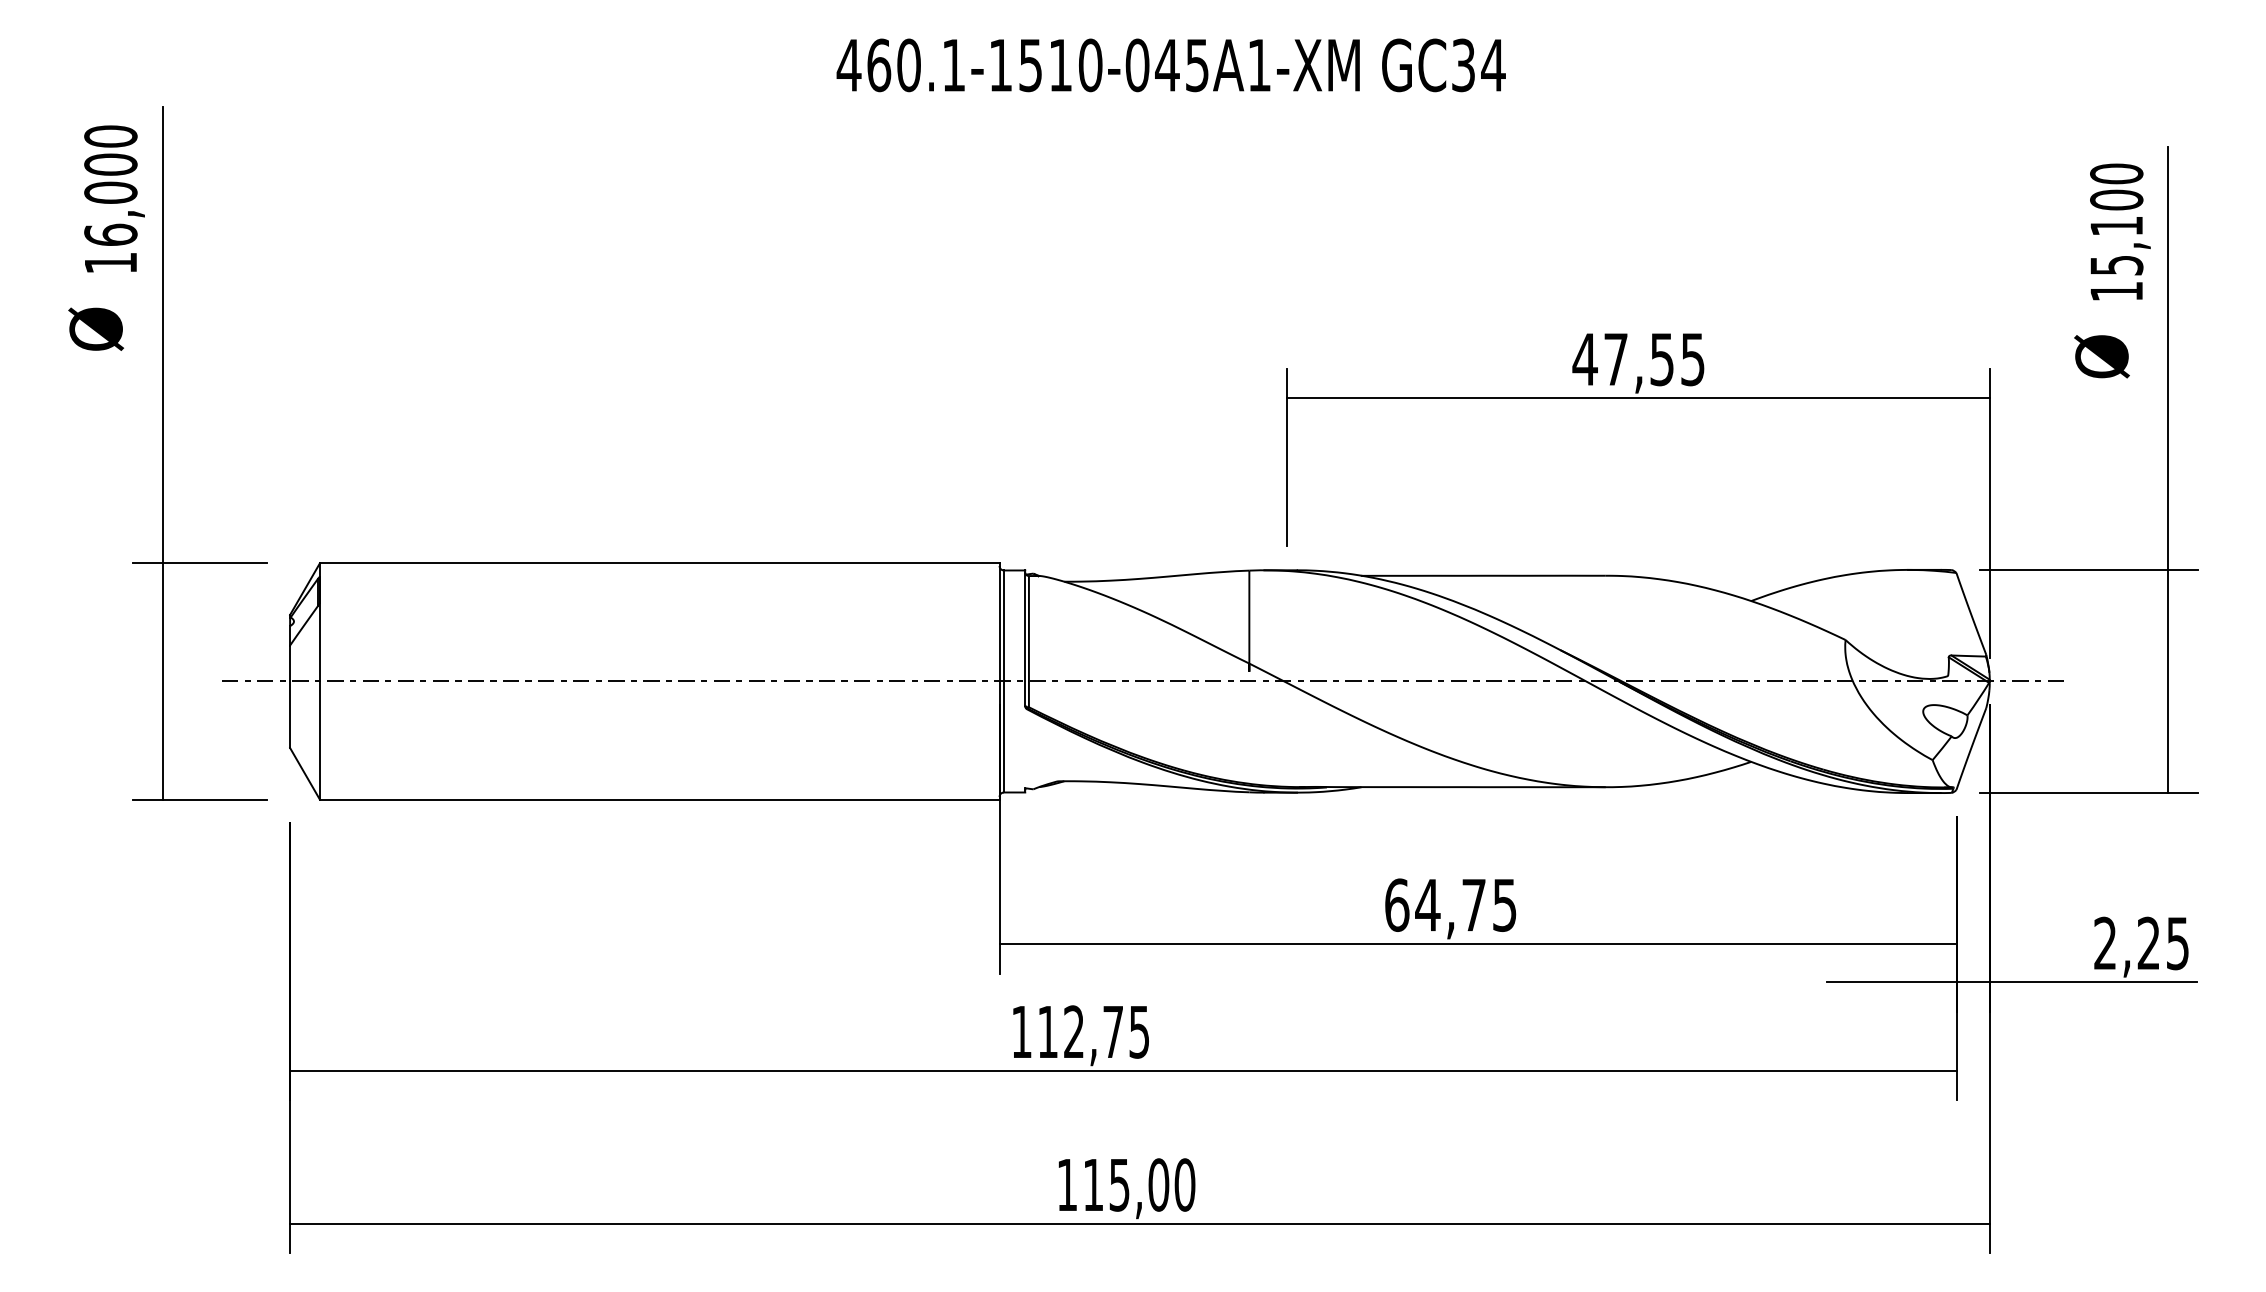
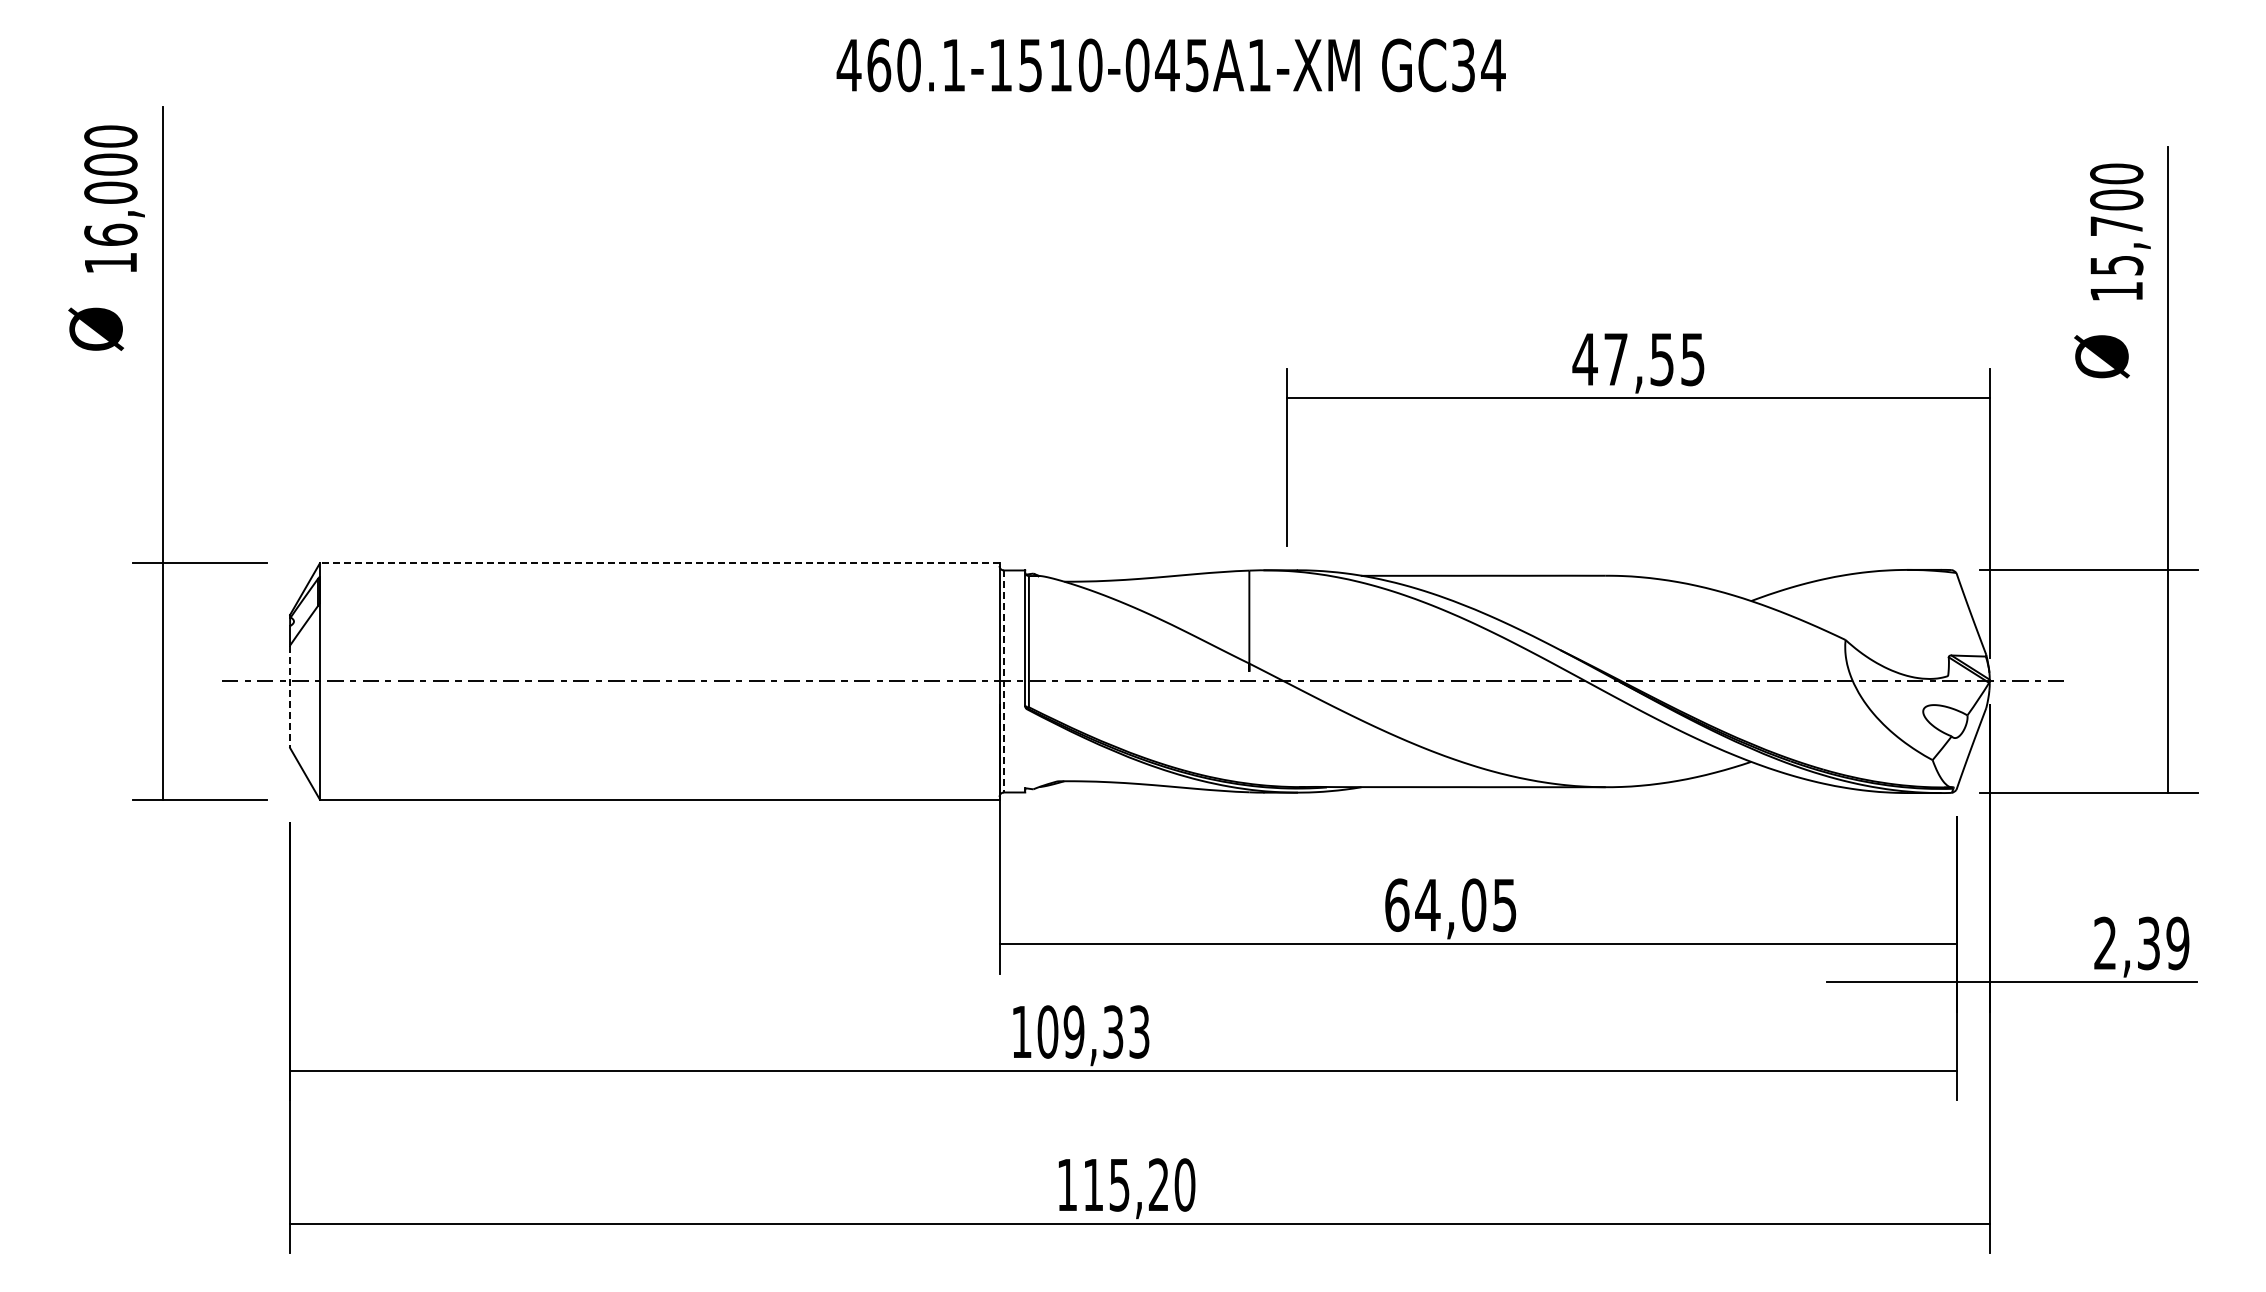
text: 15,100 -> 15,700 (2116, 225)
line: solid -> dashed (659, 563)
line: solid -> dashed (1004, 681)
line: solid -> dashed (290, 697)
text: 64,75 -> 64,05 (1474, 904)
text: 2,25 -> 2,39 (2163, 943)
text: 112,75 -> 109,33 (1093, 1031)
text: 115,00 -> 115,20 (1158, 1184)
